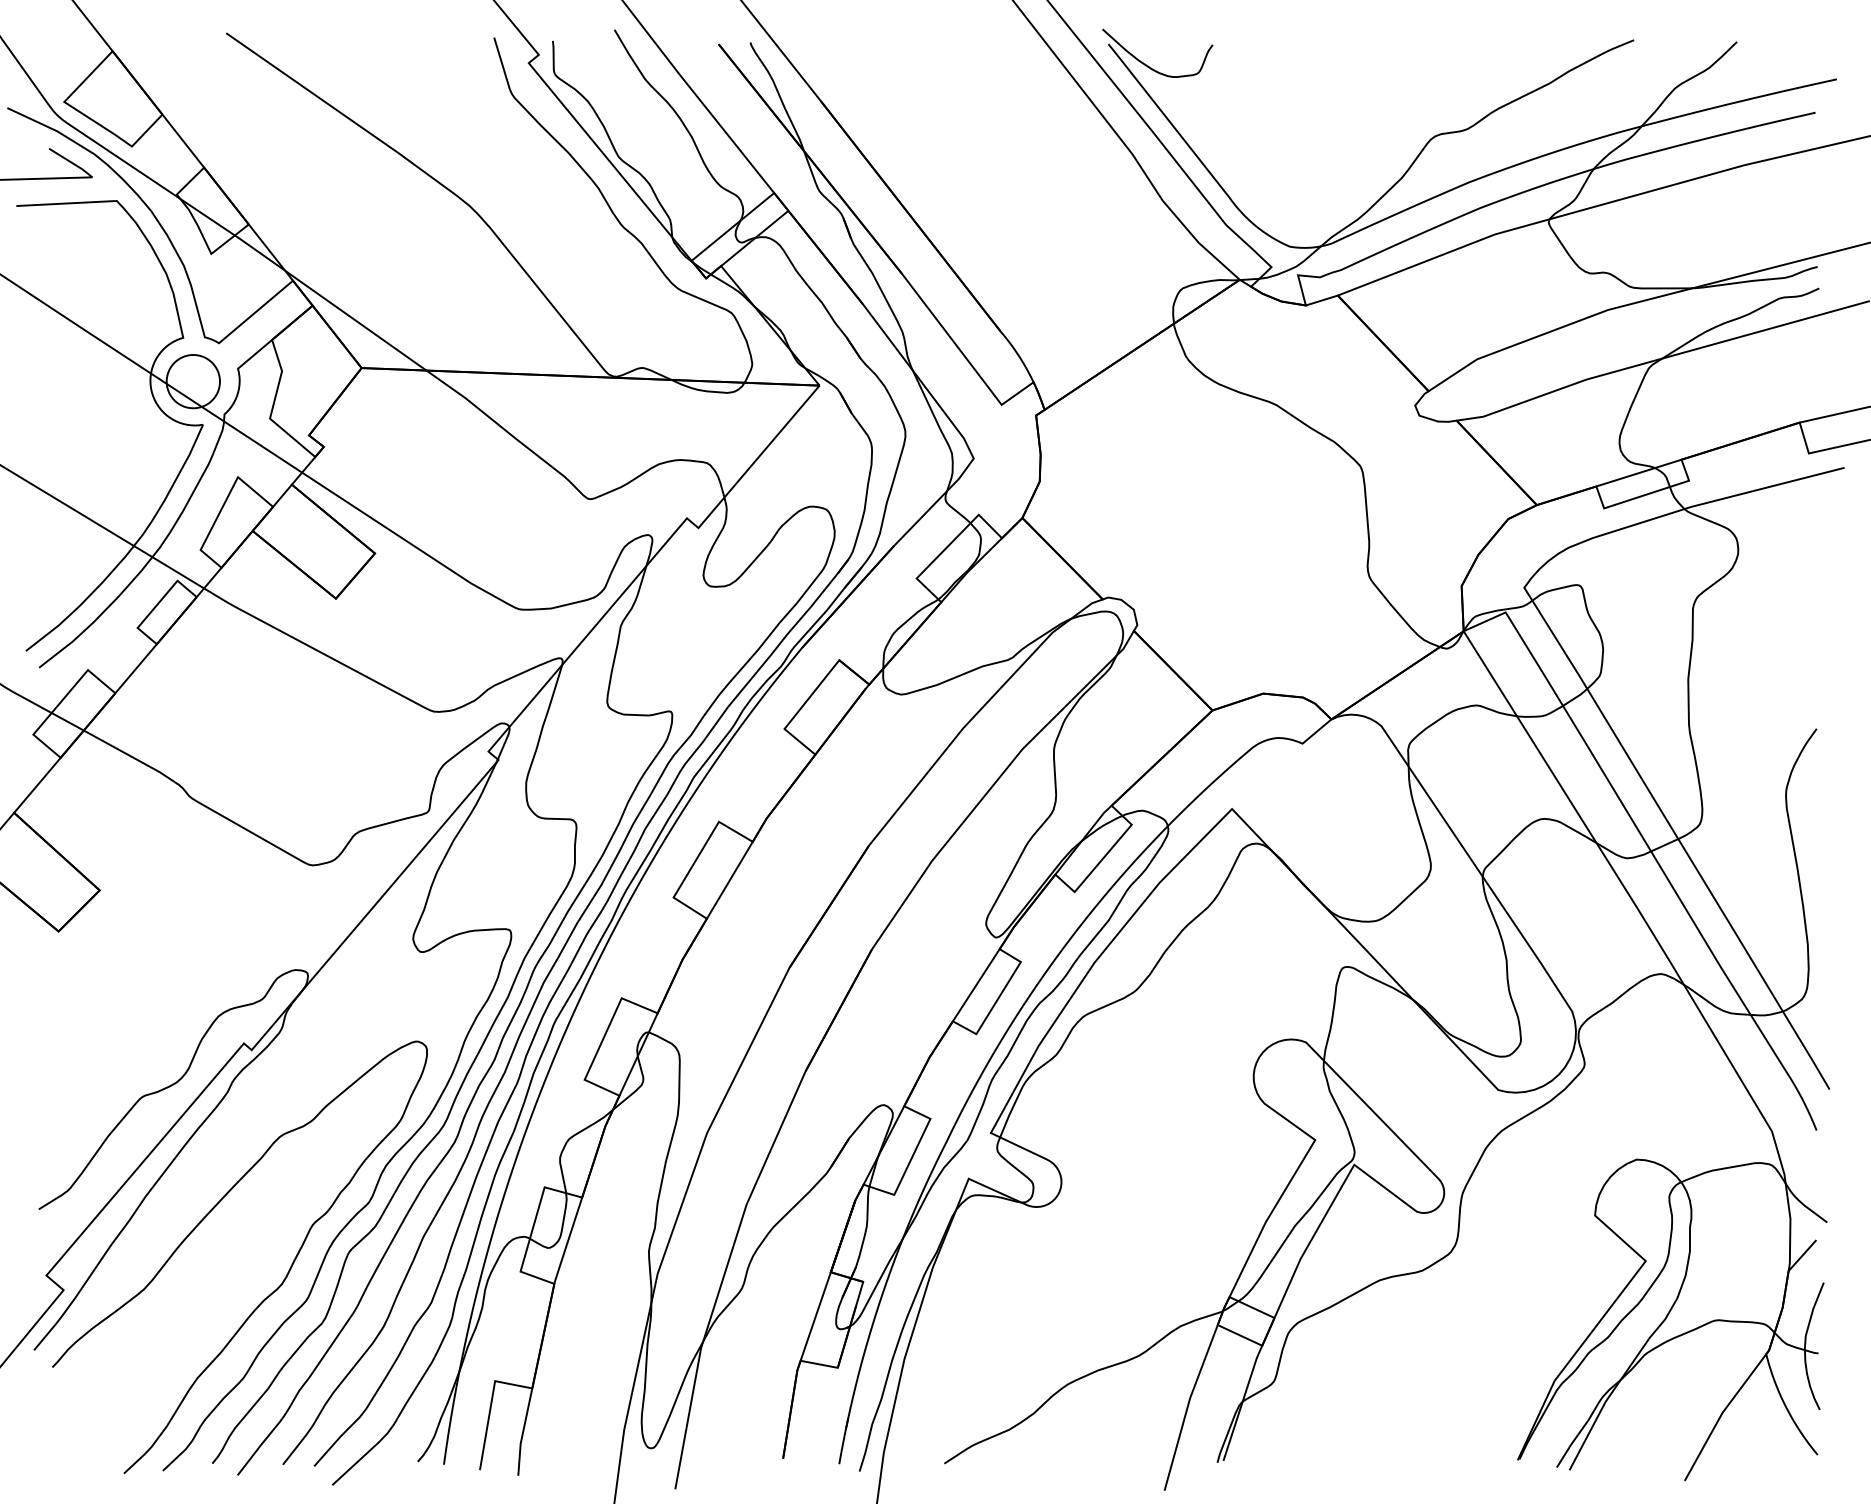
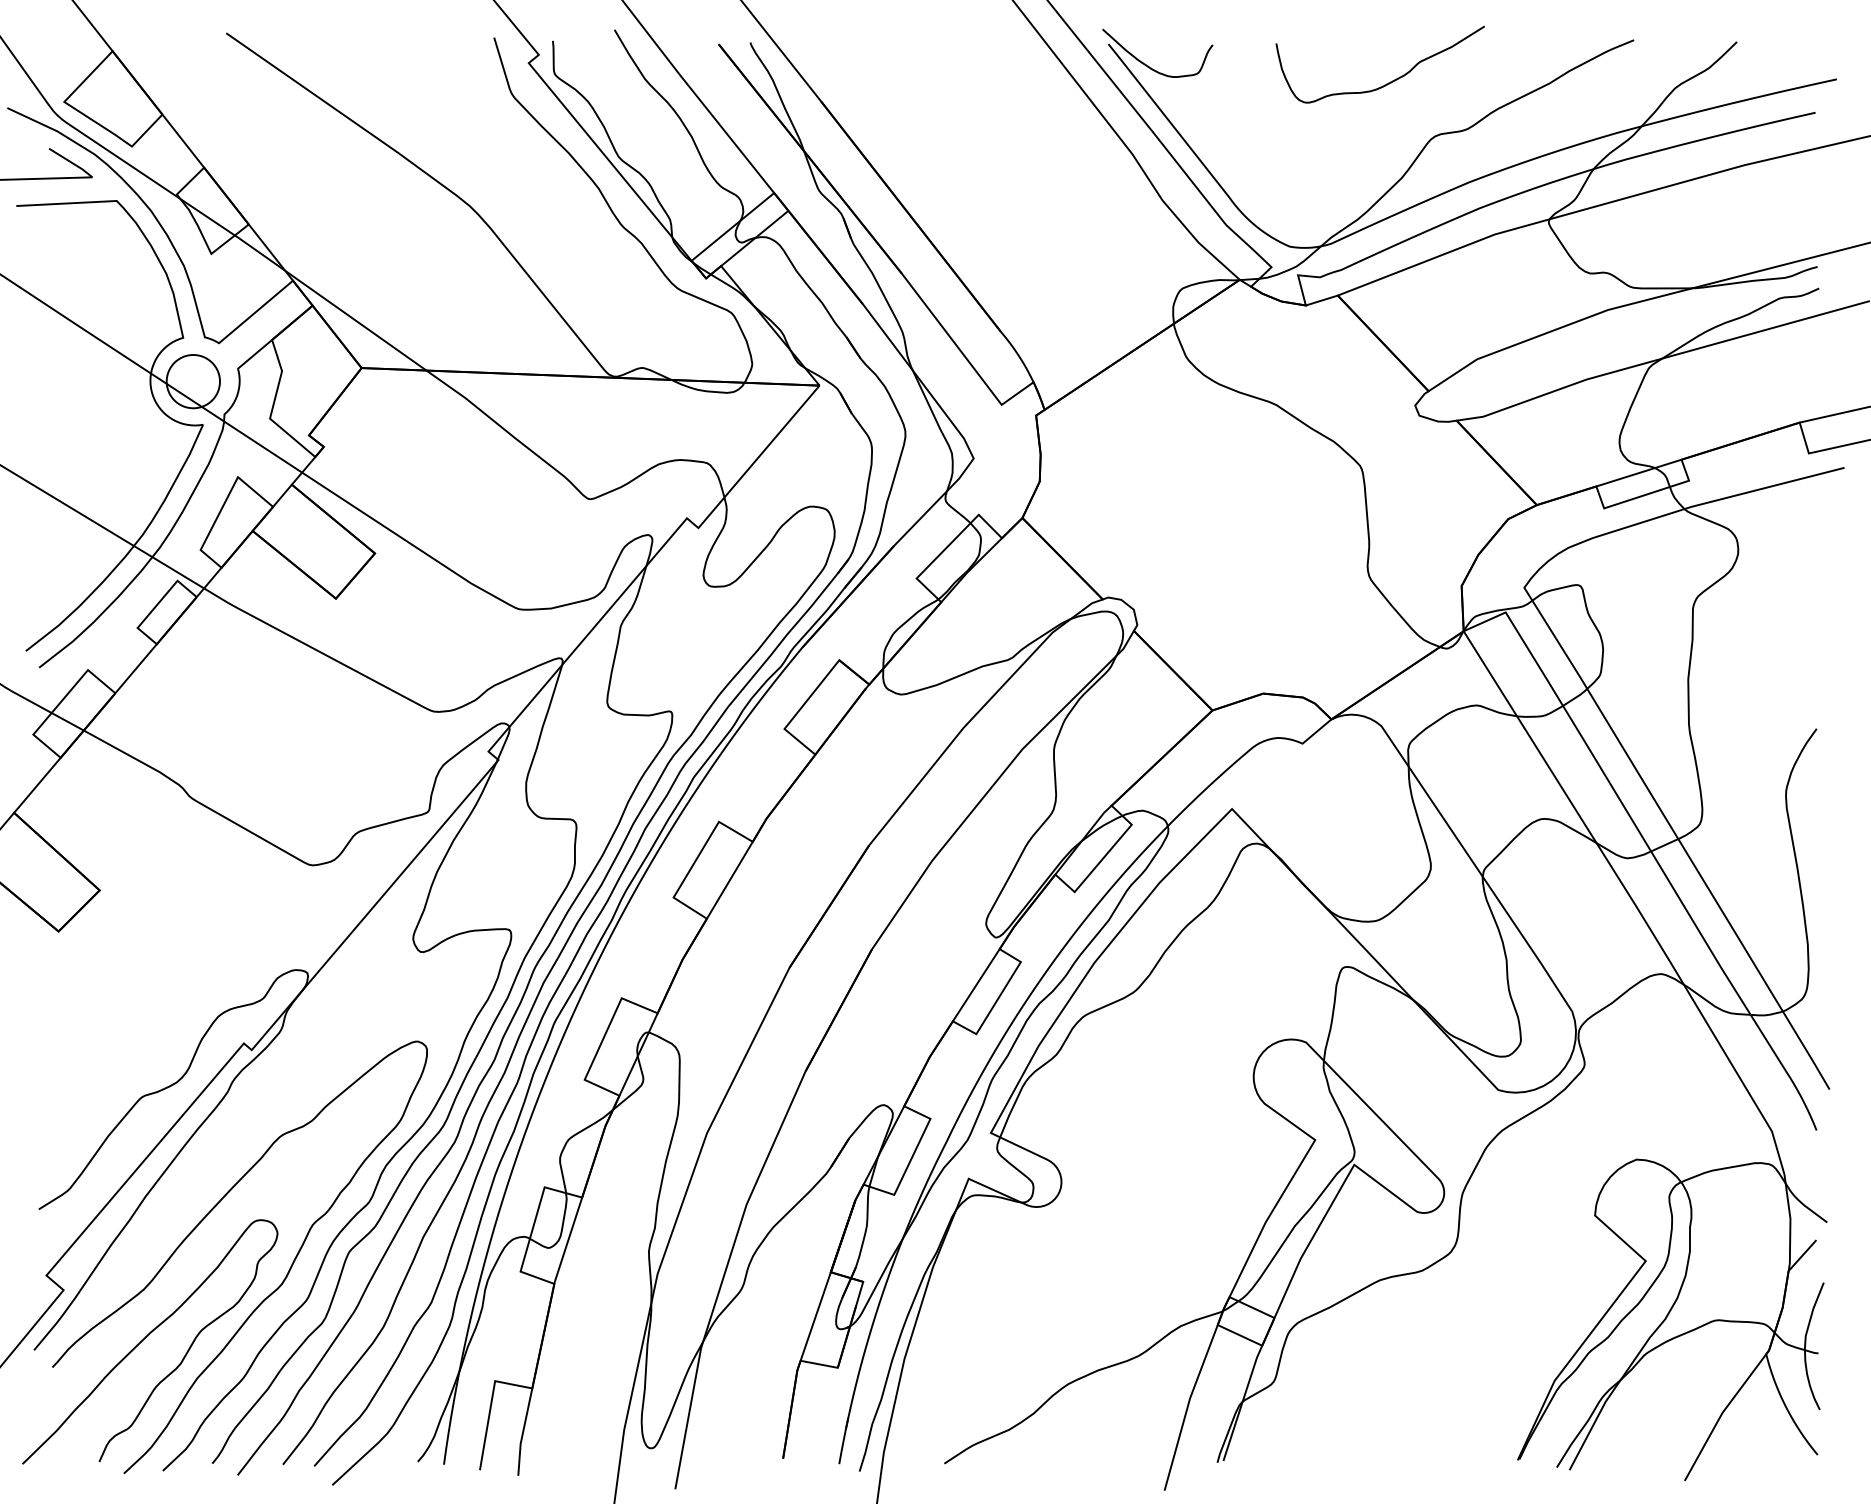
curve: none -> present (1388, 82)
curve: none -> present (148, 1336)
